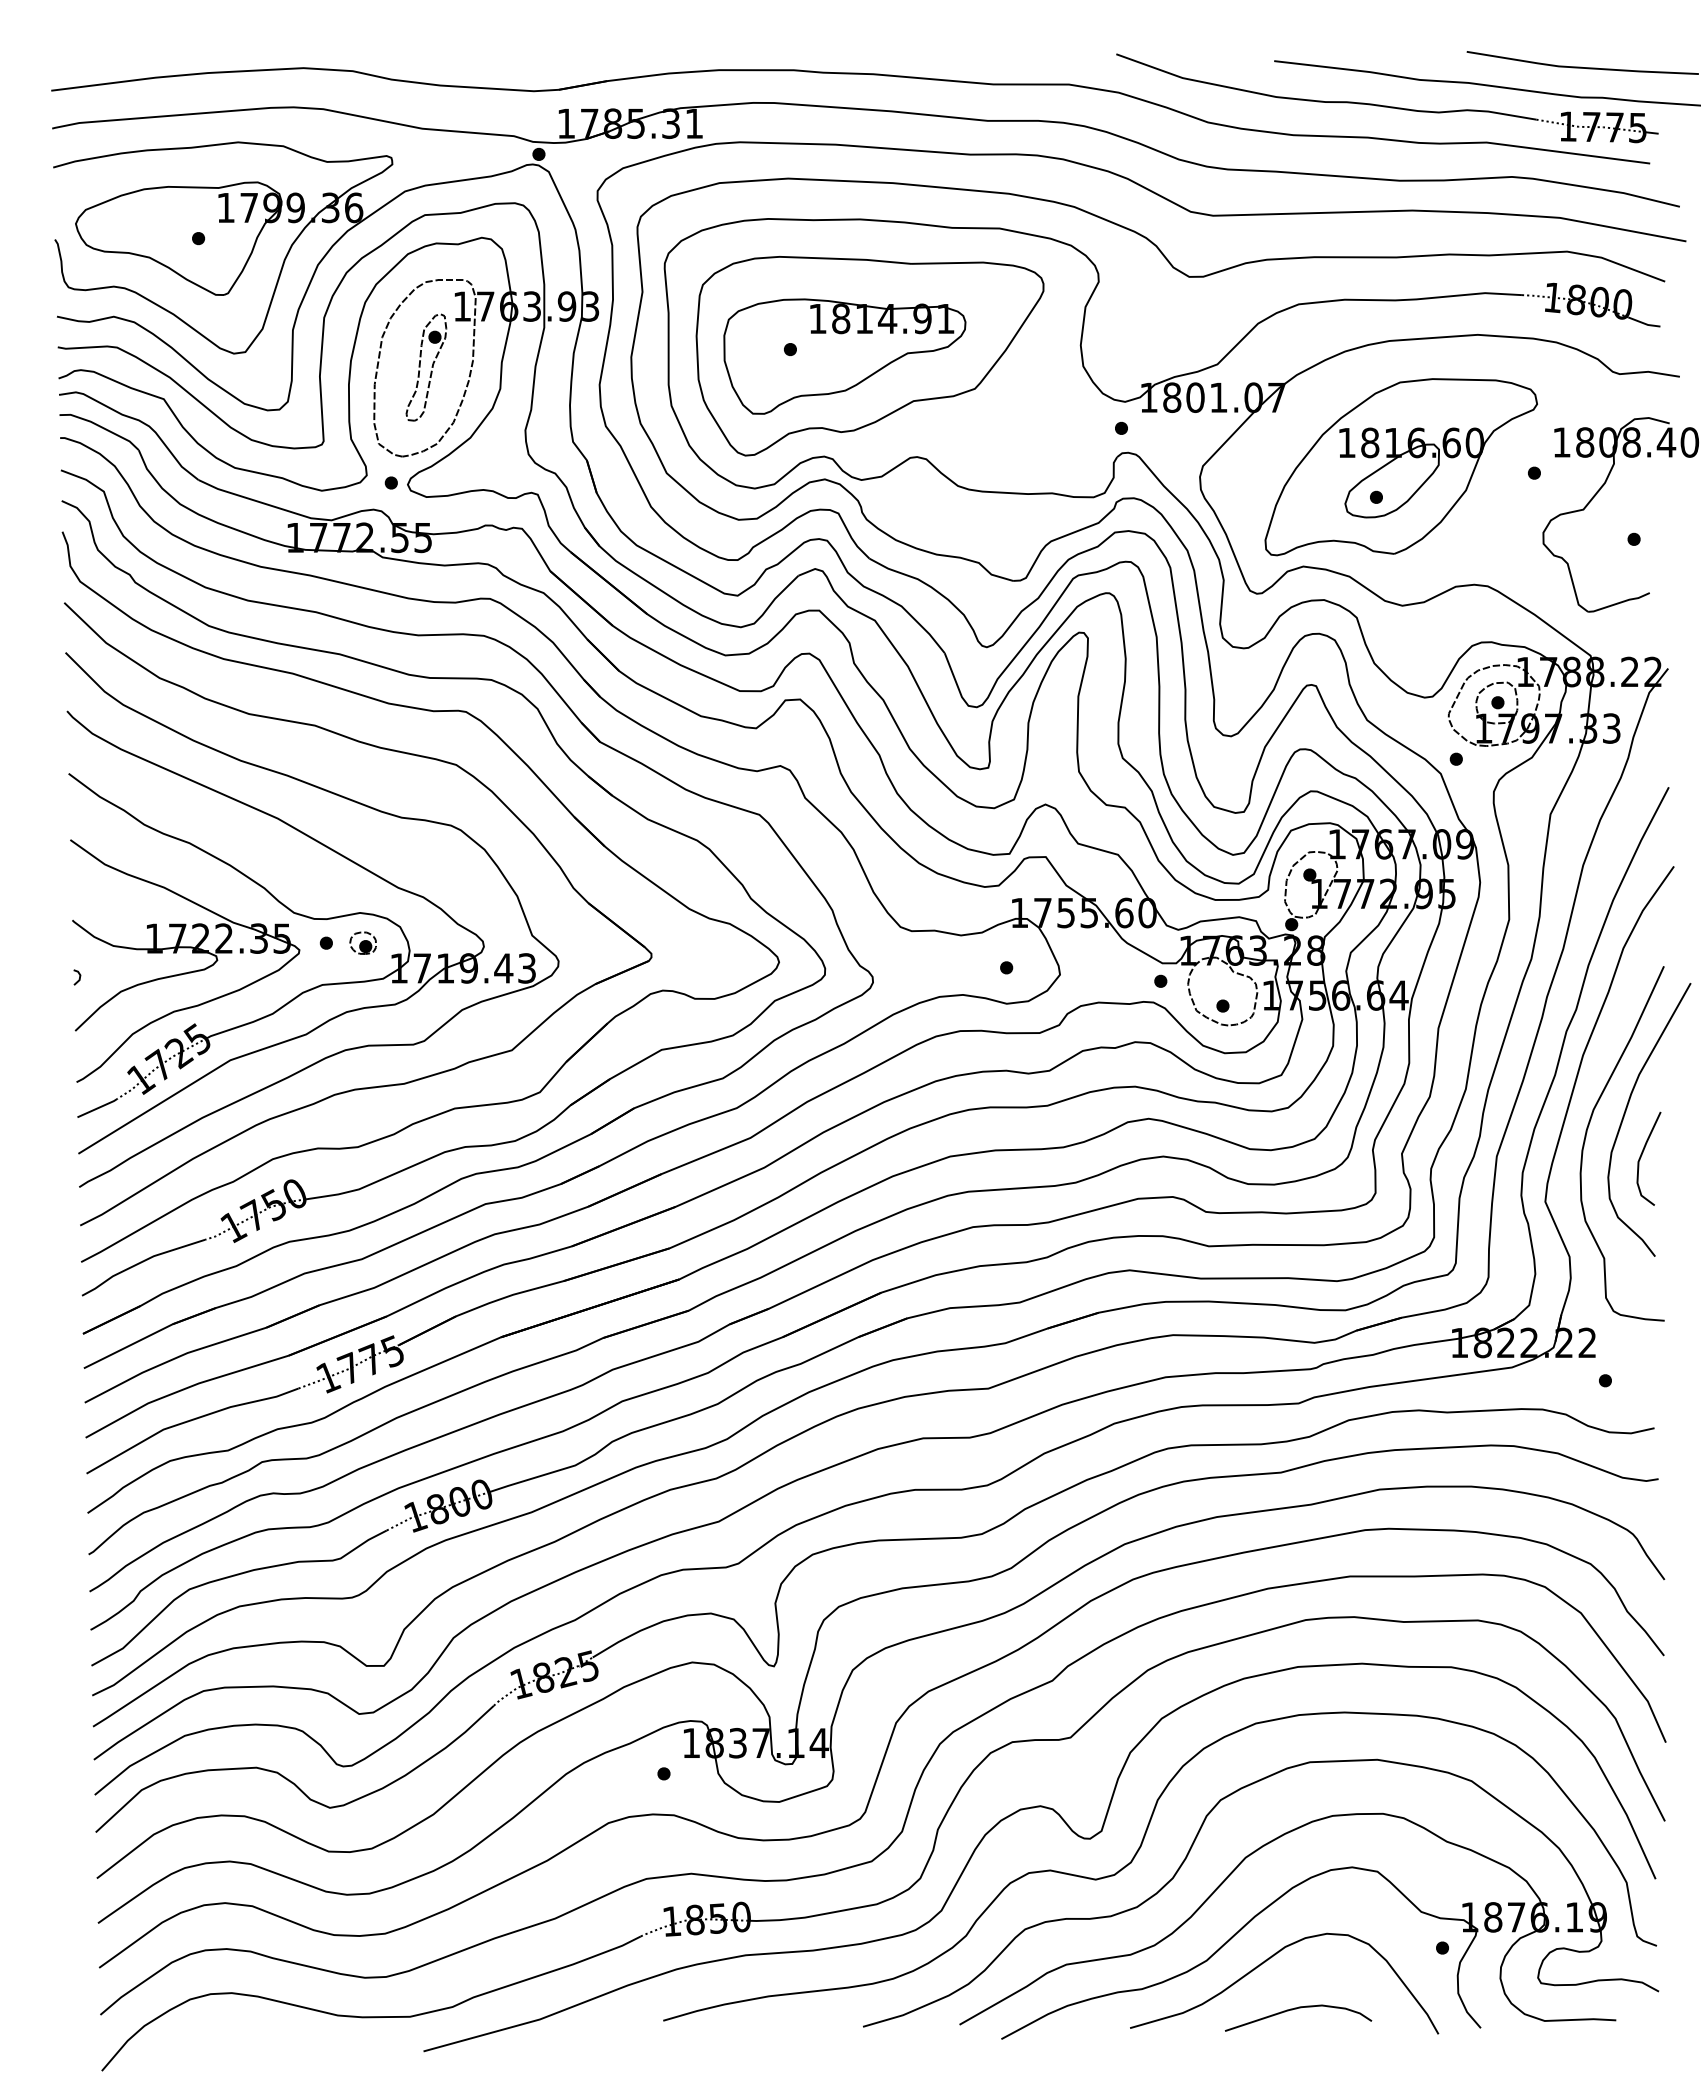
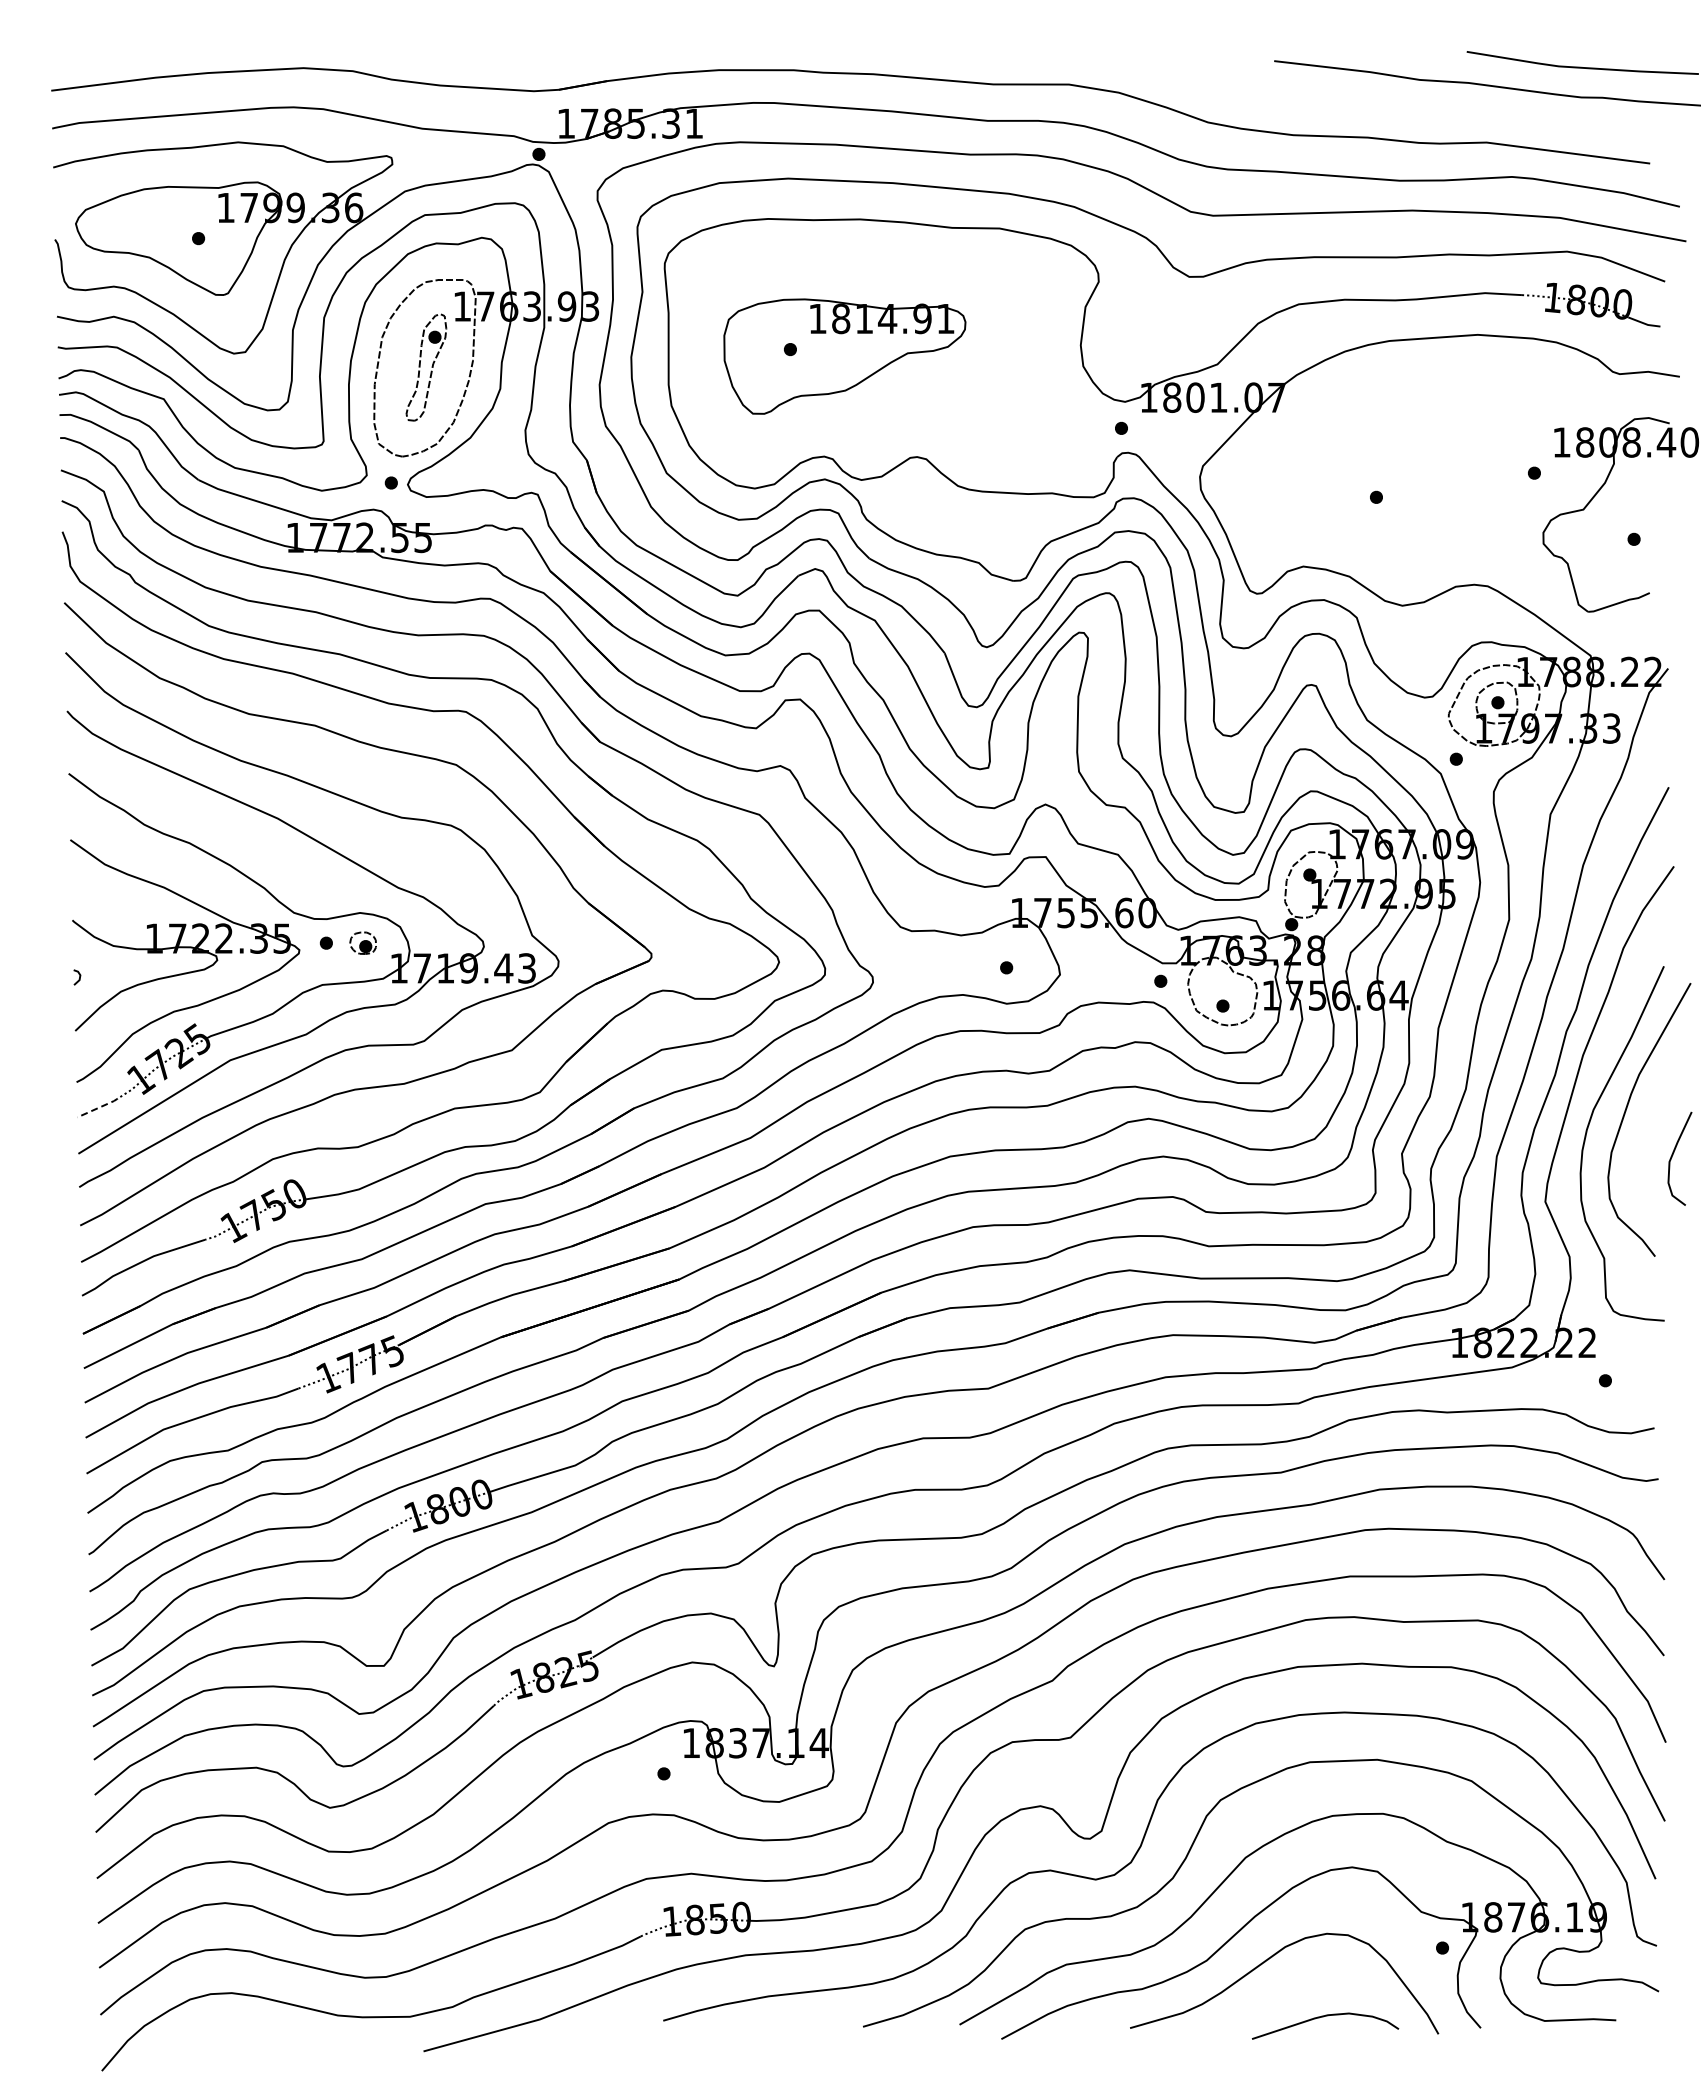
part: present -> none (1387, 105)
part: present -> none (869, 356)
part: present -> none (1400, 467)
line: solid -> dashed (98, 1108)
curve position: (1642, 1155) -> (1673, 1155) (1673, 1155)
curve position: (1296, 2009) -> (1323, 2017) (1323, 2017)
